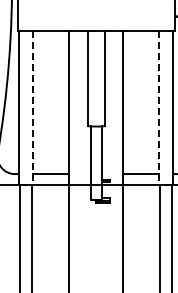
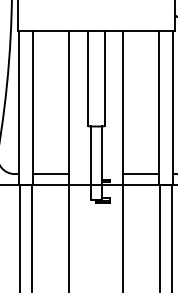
line: dashed -> solid (33, 108)
line: dashed -> solid (159, 108)
